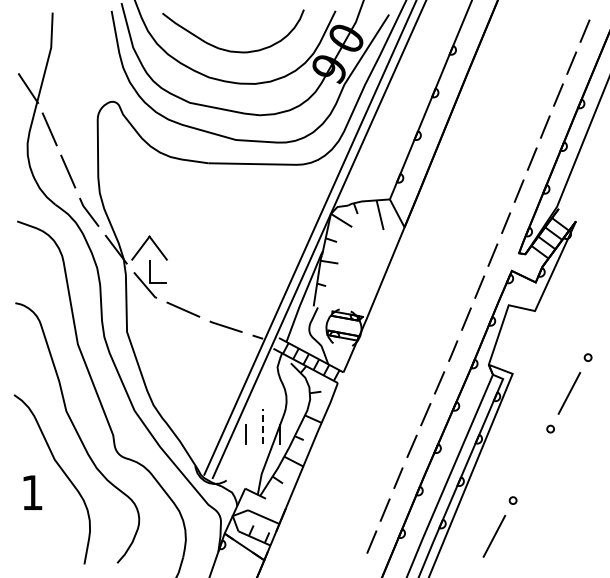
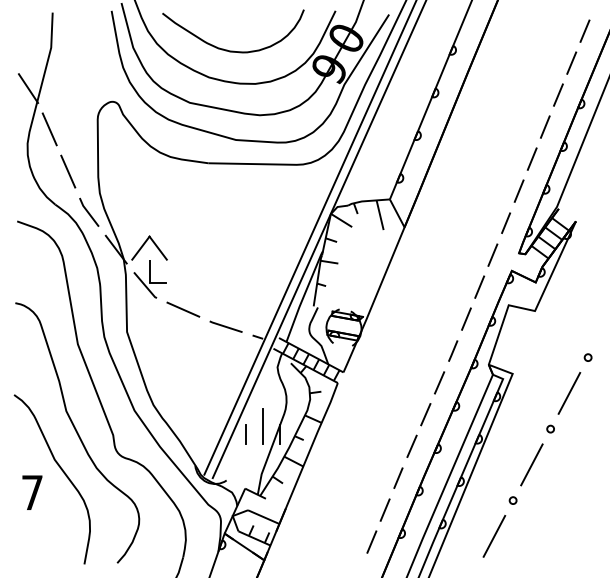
line: dashed -> solid (262, 426)
line: none -> present (531, 464)
text: 1 -> 7 (32, 492)
